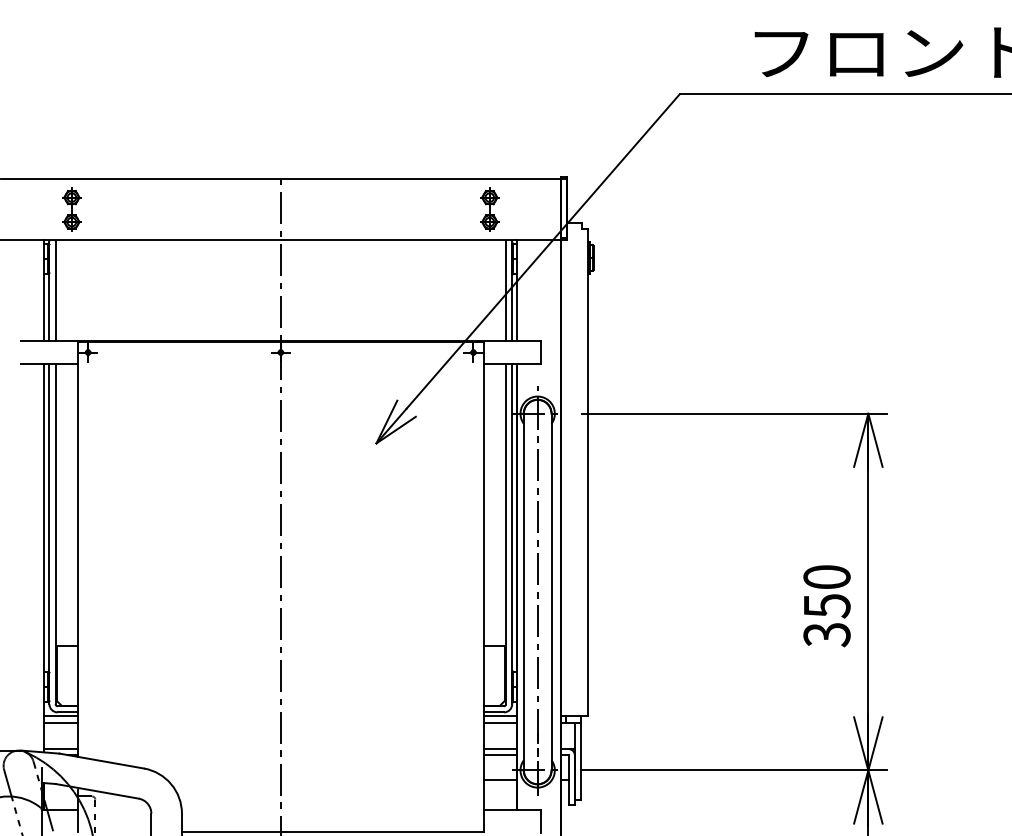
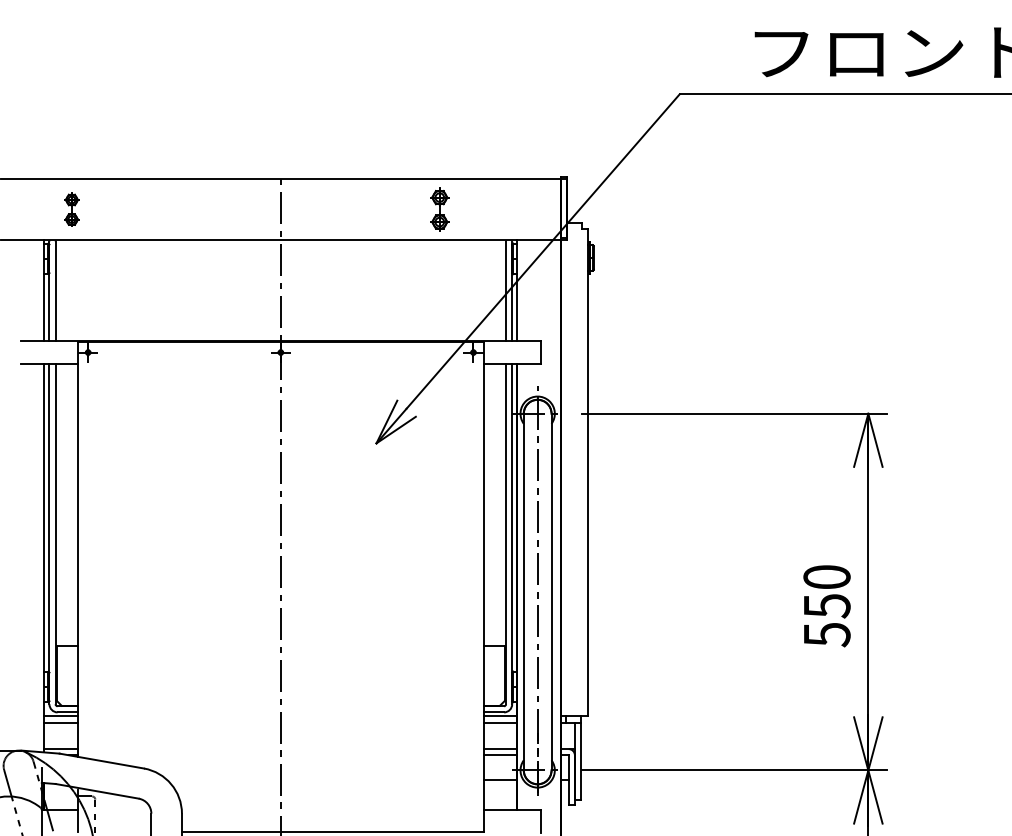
part size: 20x45 px -> 16x35 px (71, 209)
part position: (489, 209) -> (439, 209) (439, 209)
text: 350 -> 550 (826, 635)
